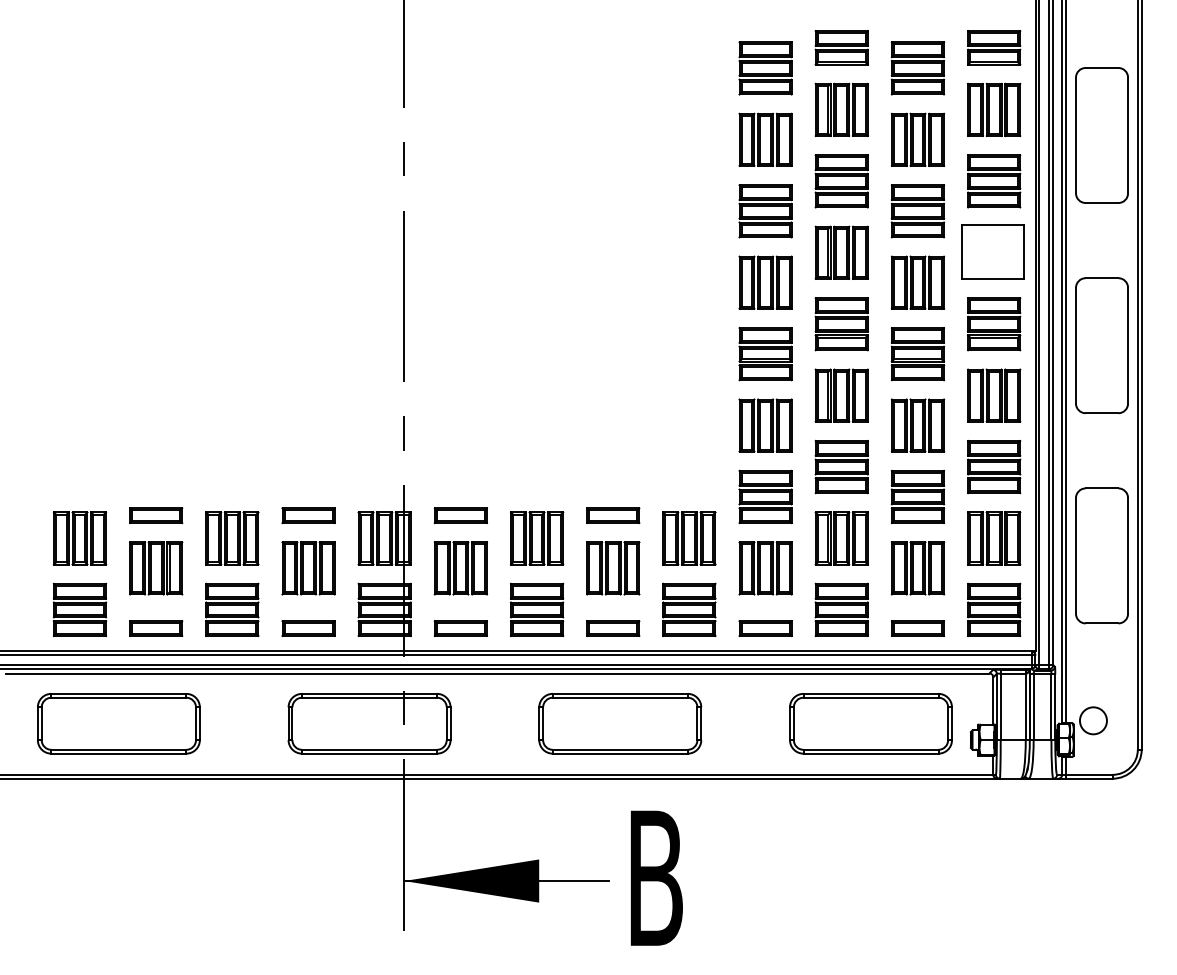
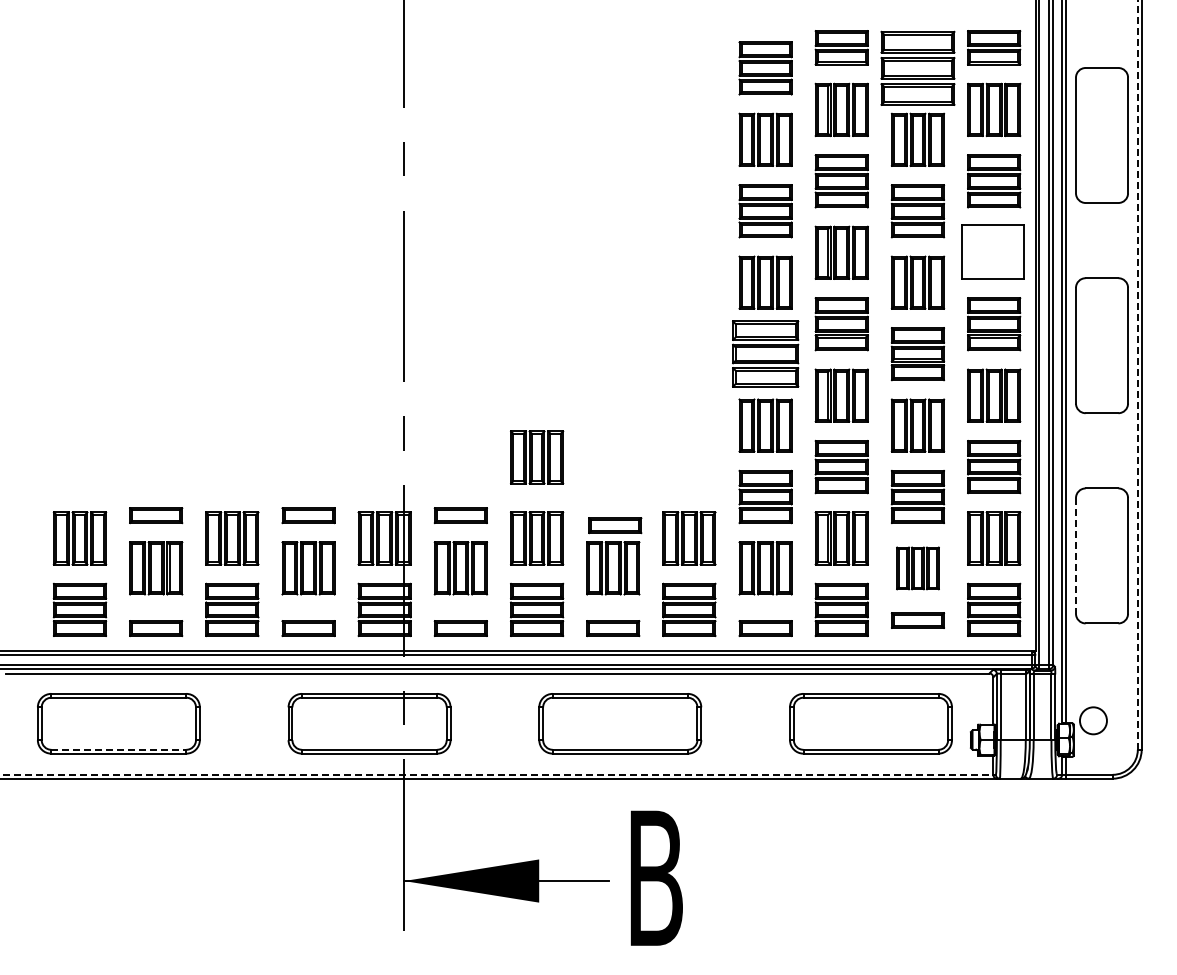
part size: 56x55 px -> 76x76 px (917, 67)
part size: 55x55 px -> 68x68 px (765, 353)
line: solid -> dashed (1137, 374)
part: none -> present (537, 457)
part position: (613, 515) -> (615, 525) (615, 525)
line: solid -> dashed (1075, 555)
part size: 56x55 px -> 44x45 px (917, 568)
part position: (917, 628) -> (917, 620) (917, 620)
line: solid -> dashed (118, 749)
line: solid -> dashed (497, 774)
